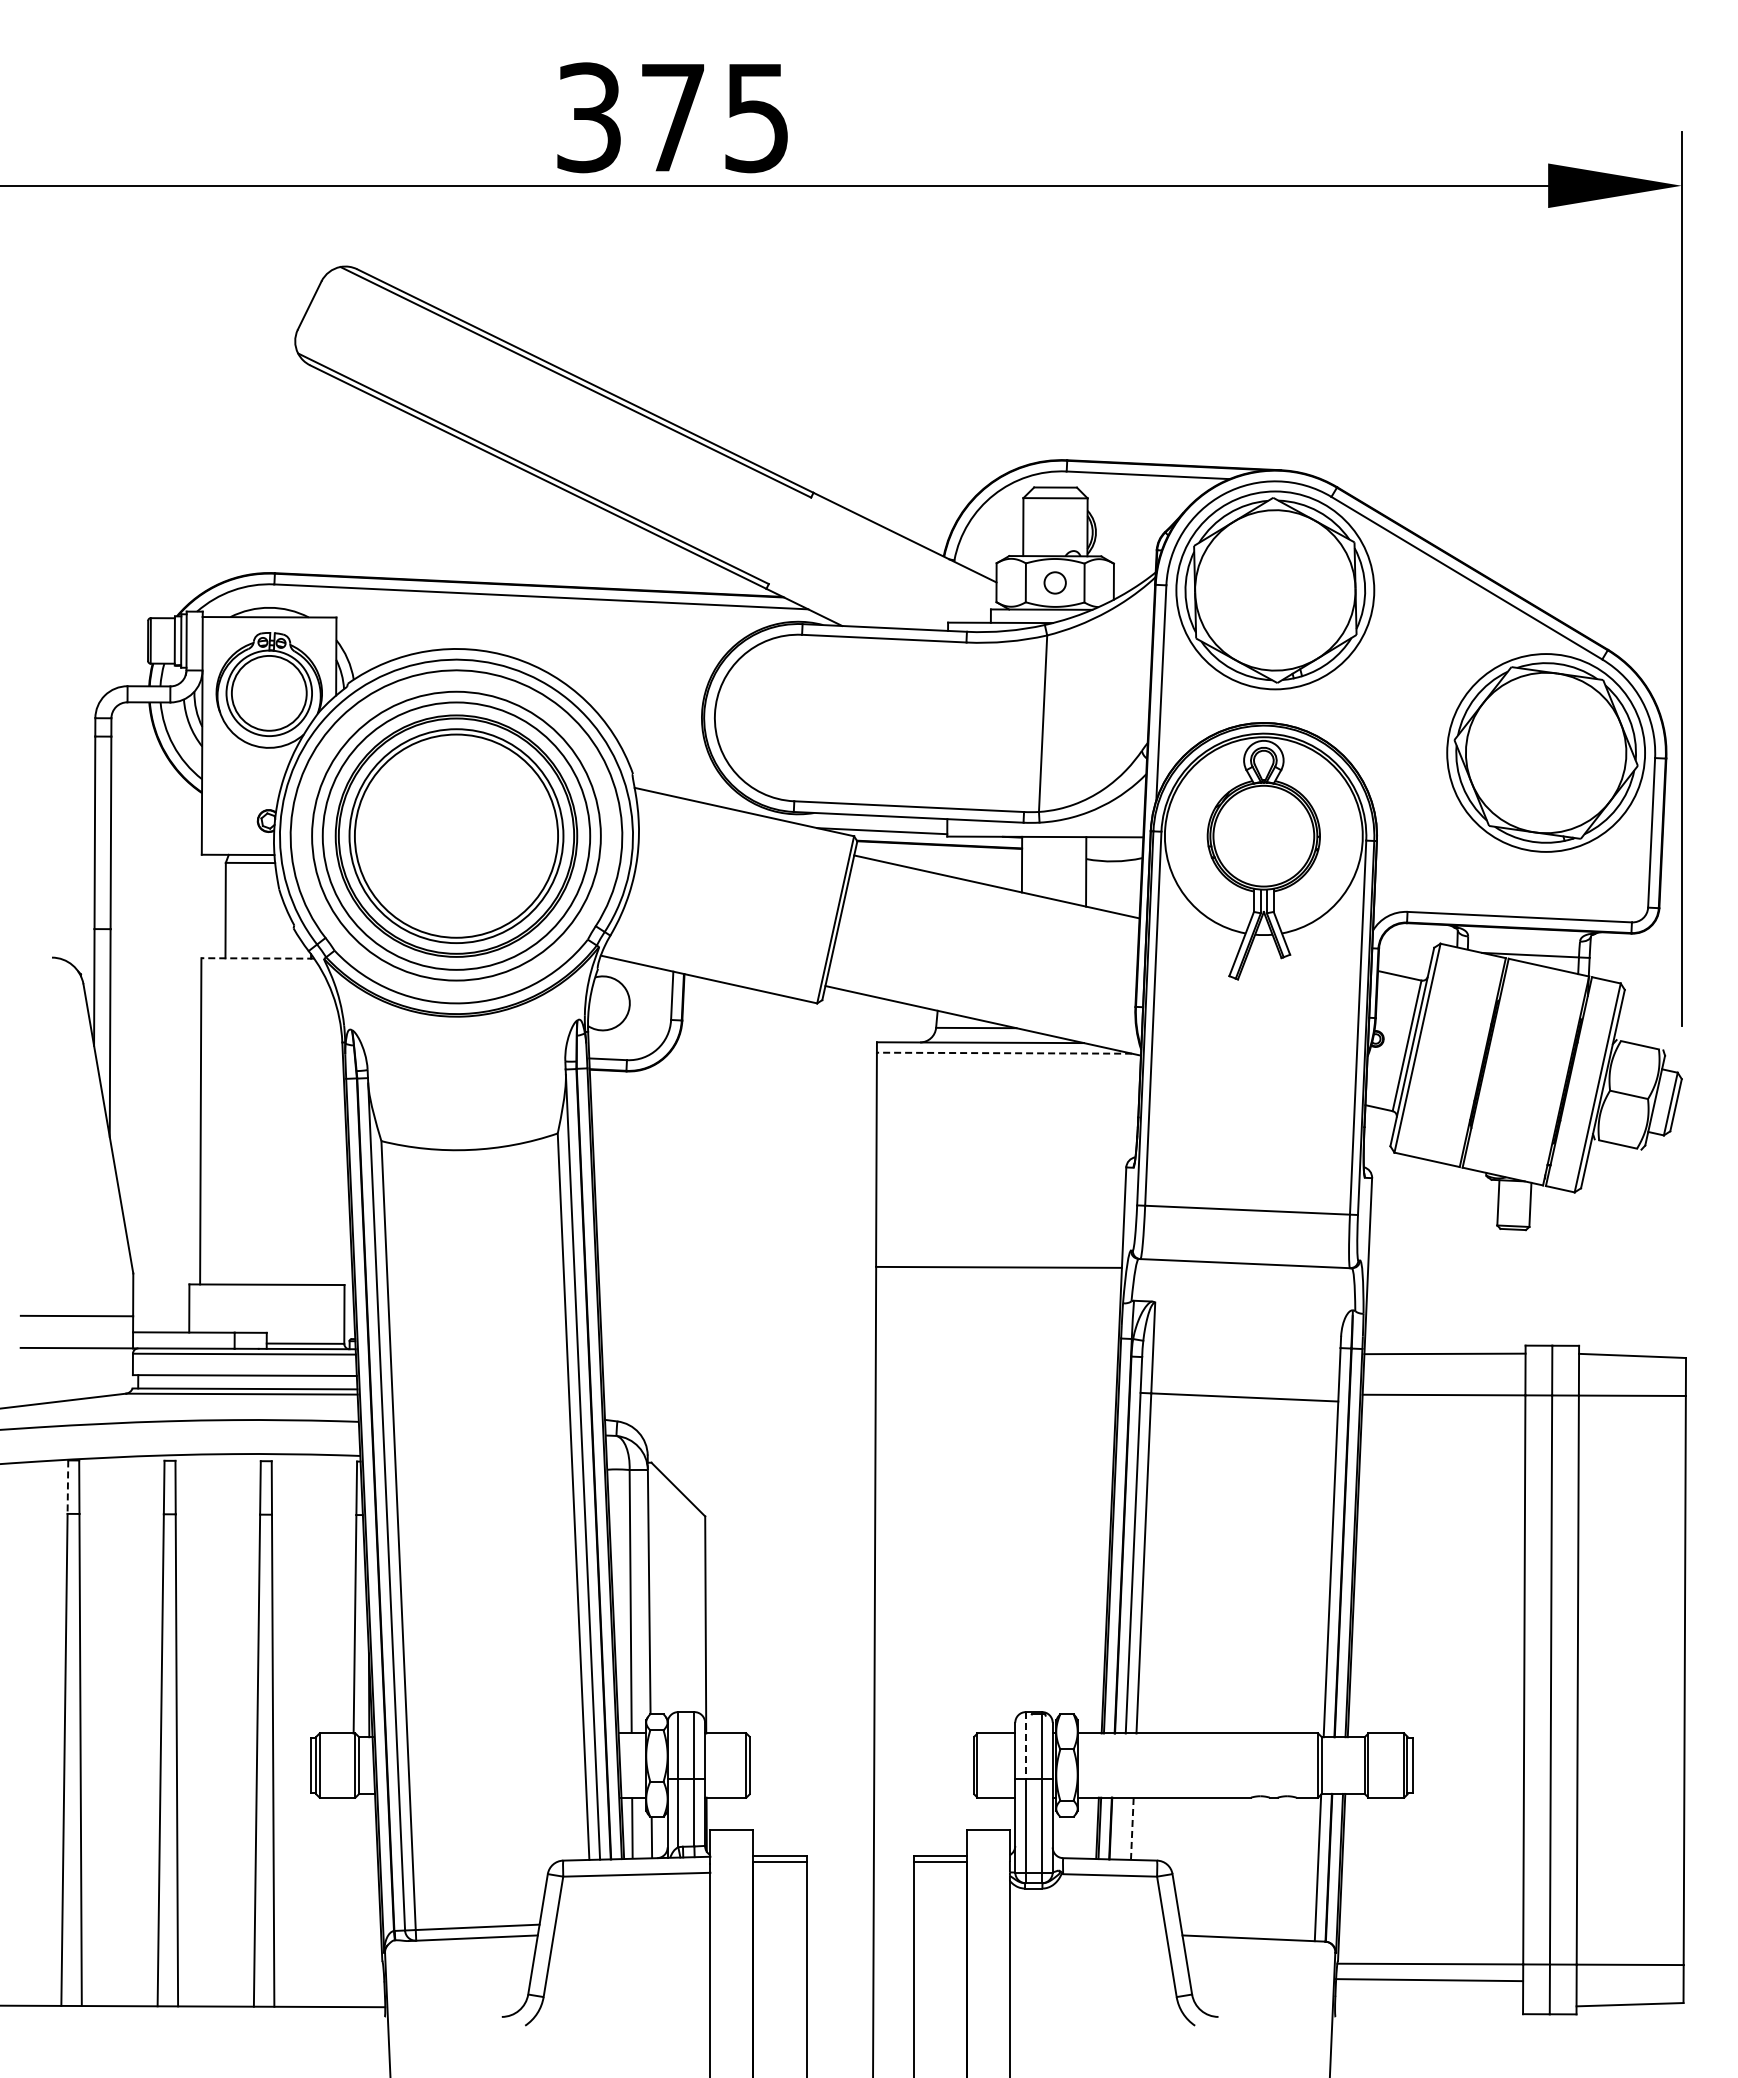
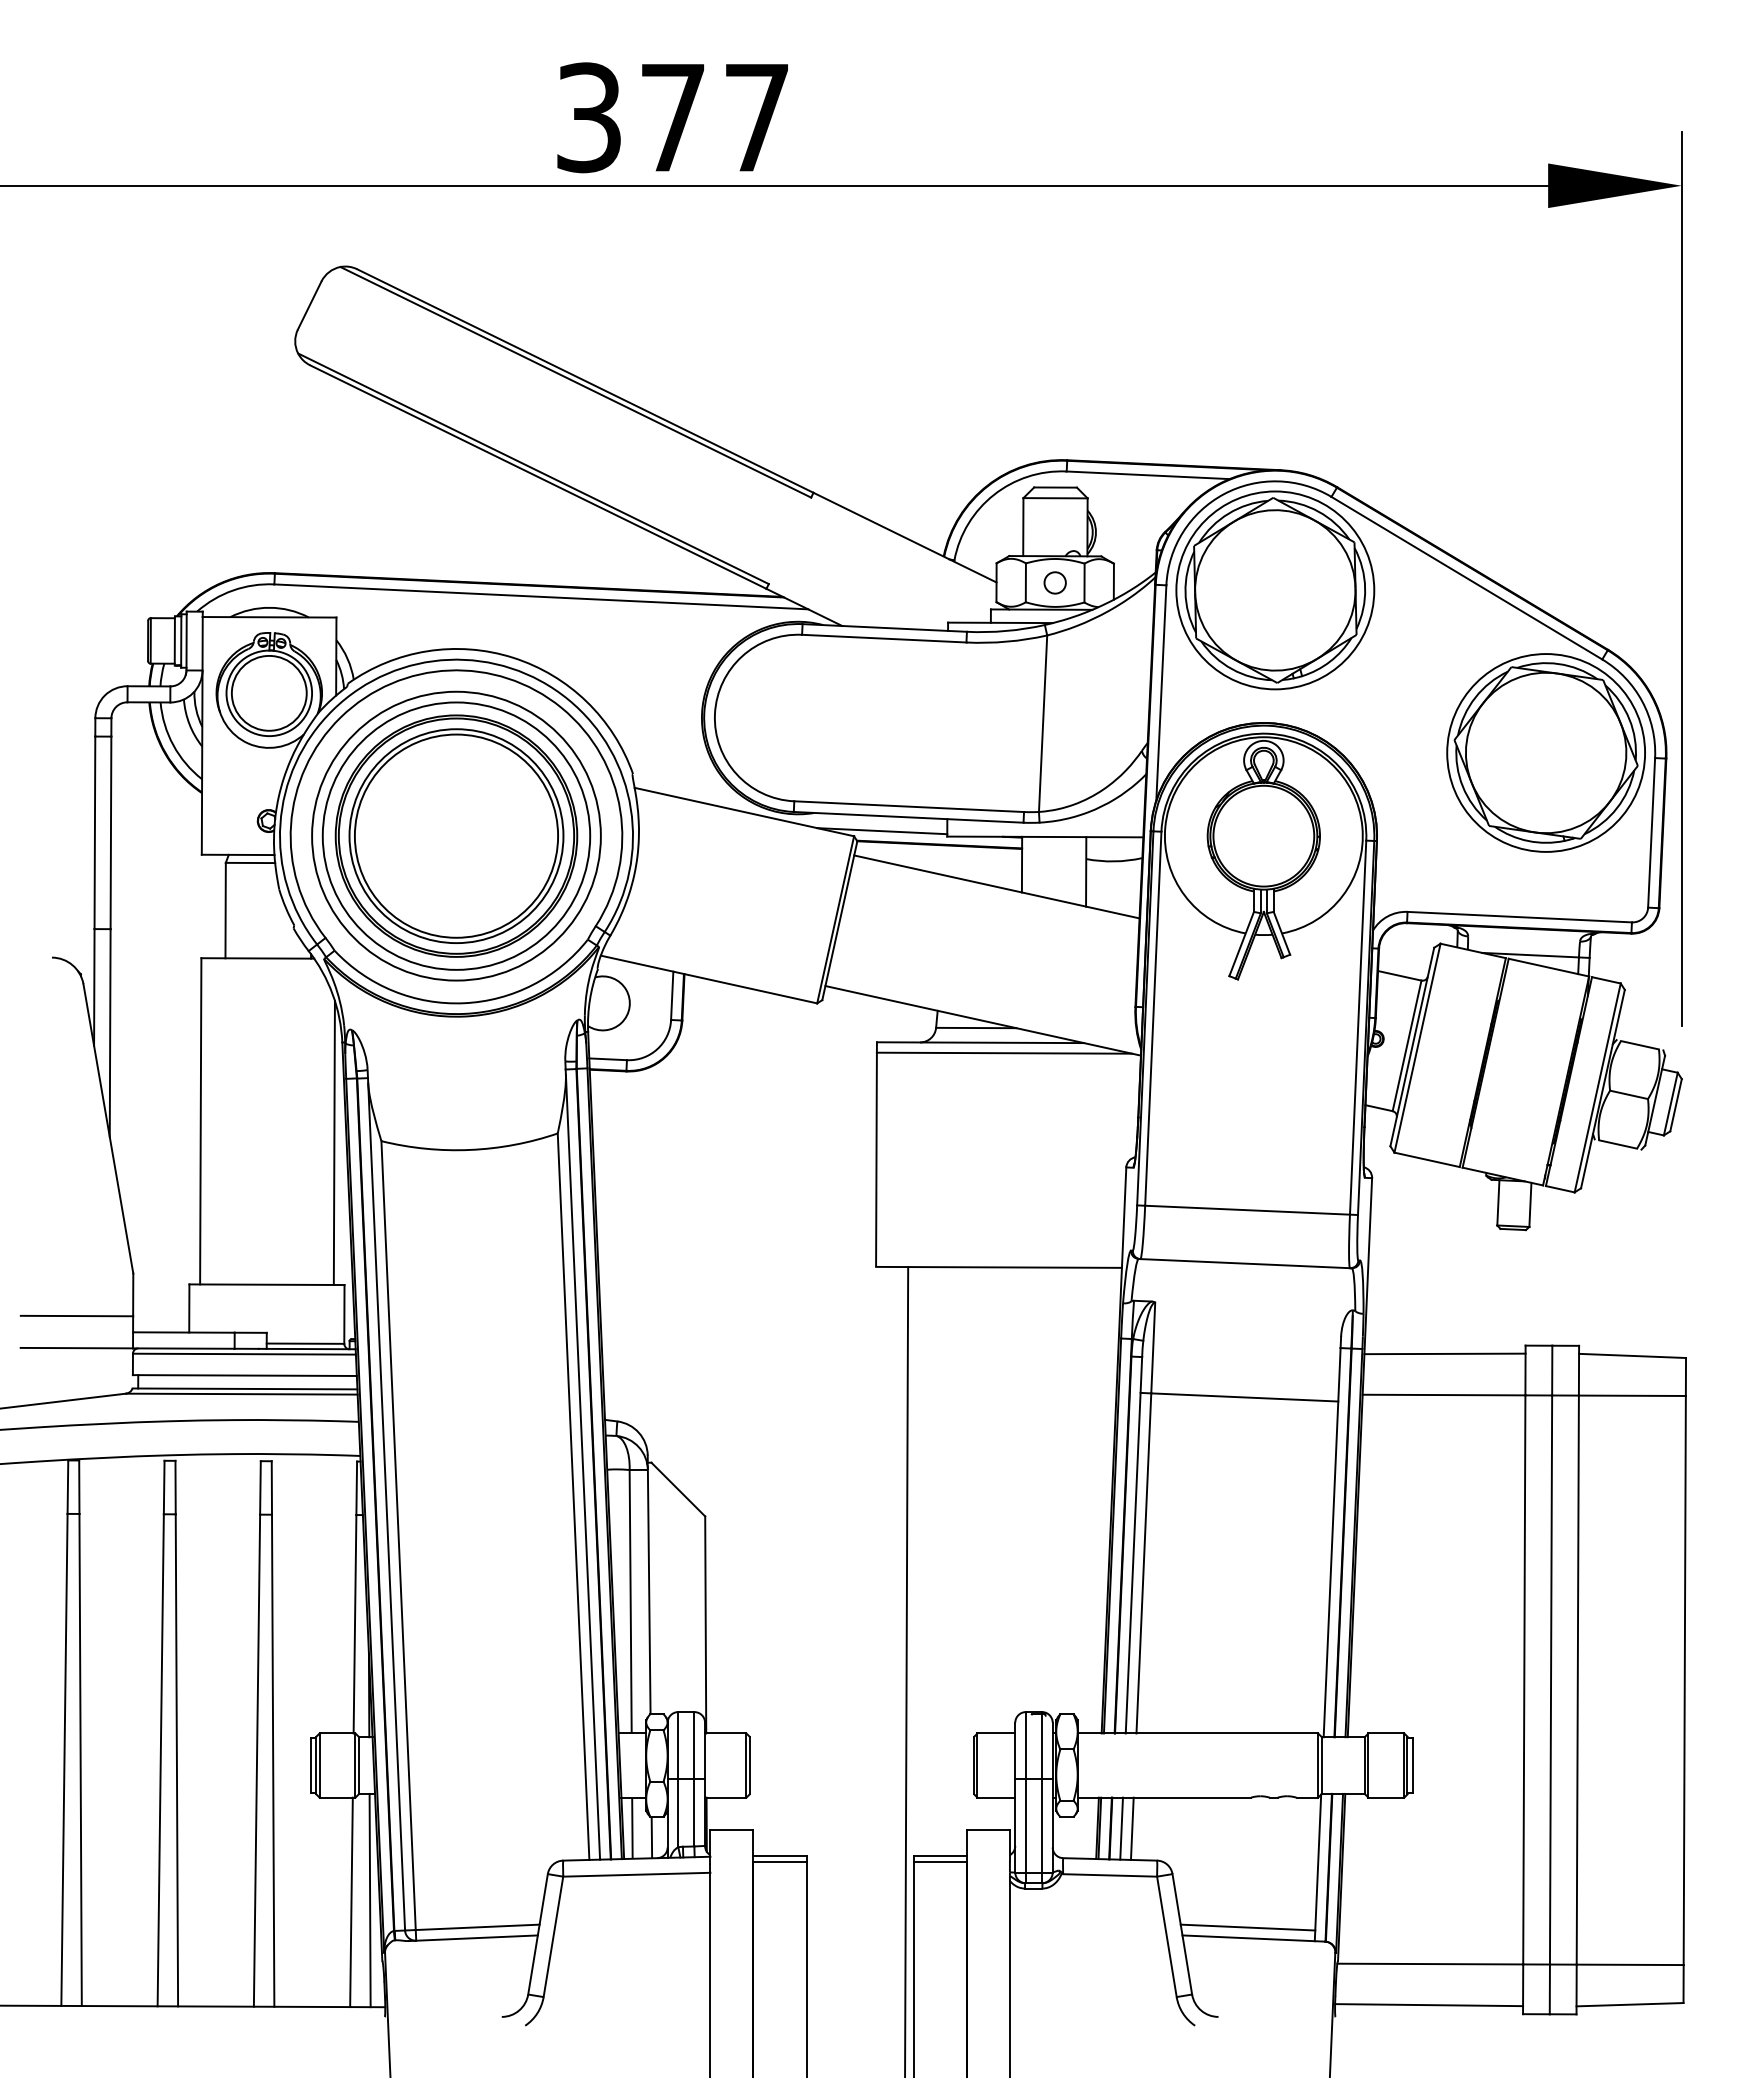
text: 375 -> 377 (756, 118)
line: dashed -> solid (257, 958)
line: dashed -> solid (1004, 1053)
line: none -> present (333, 1142)
line: dashed -> solid (67, 1487)
line position: (874, 1670) -> (906, 1670) (906, 1670)
line: dashed -> solid (1025, 1746)
line: none -> present (1121, 1828)
line: dashed -> solid (1132, 1828)
line: none -> present (369, 1900)
line: none -> present (351, 1902)
line: none -> present (1247, 1927)
line position: (1429, 1980) -> (1429, 2005) (1429, 2005)
